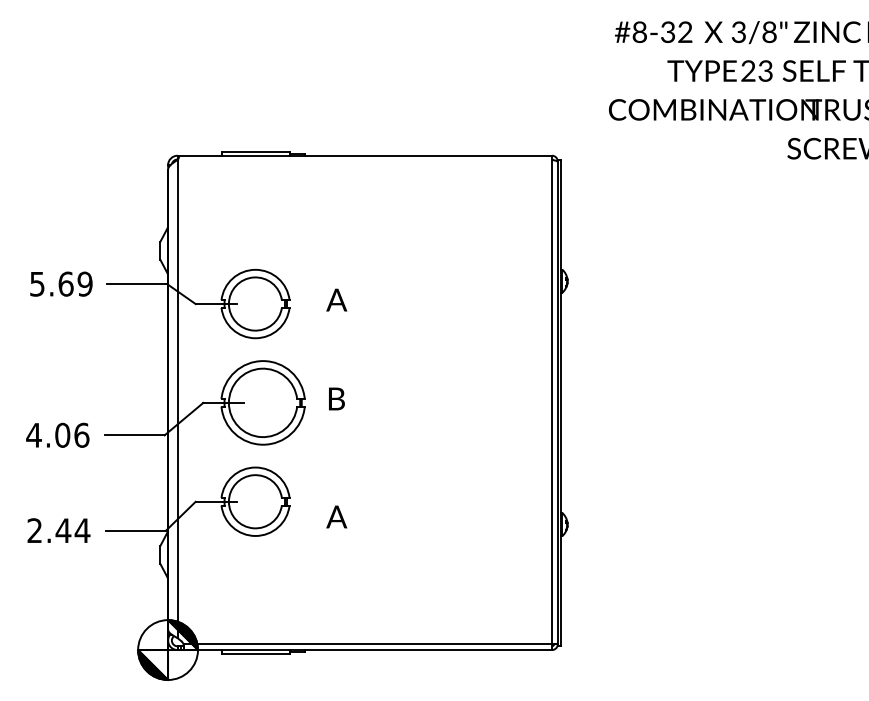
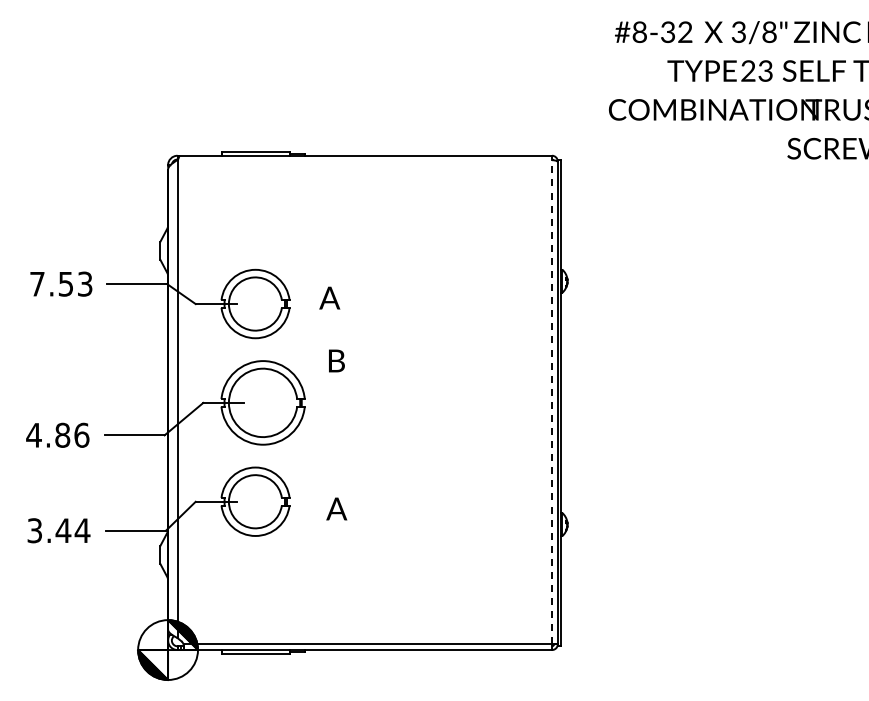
text: 5.69 -> 7.53 (61, 283)
text position: (336, 299) -> (329, 297) (329, 297)
text position: (336, 398) -> (336, 360) (336, 360)
line: solid -> dashed (552, 401)
text: 4.06 -> 4.86 (62, 435)
text position: (336, 516) -> (336, 508) (336, 508)
text: 2.44 -> 3.44 (34, 530)
